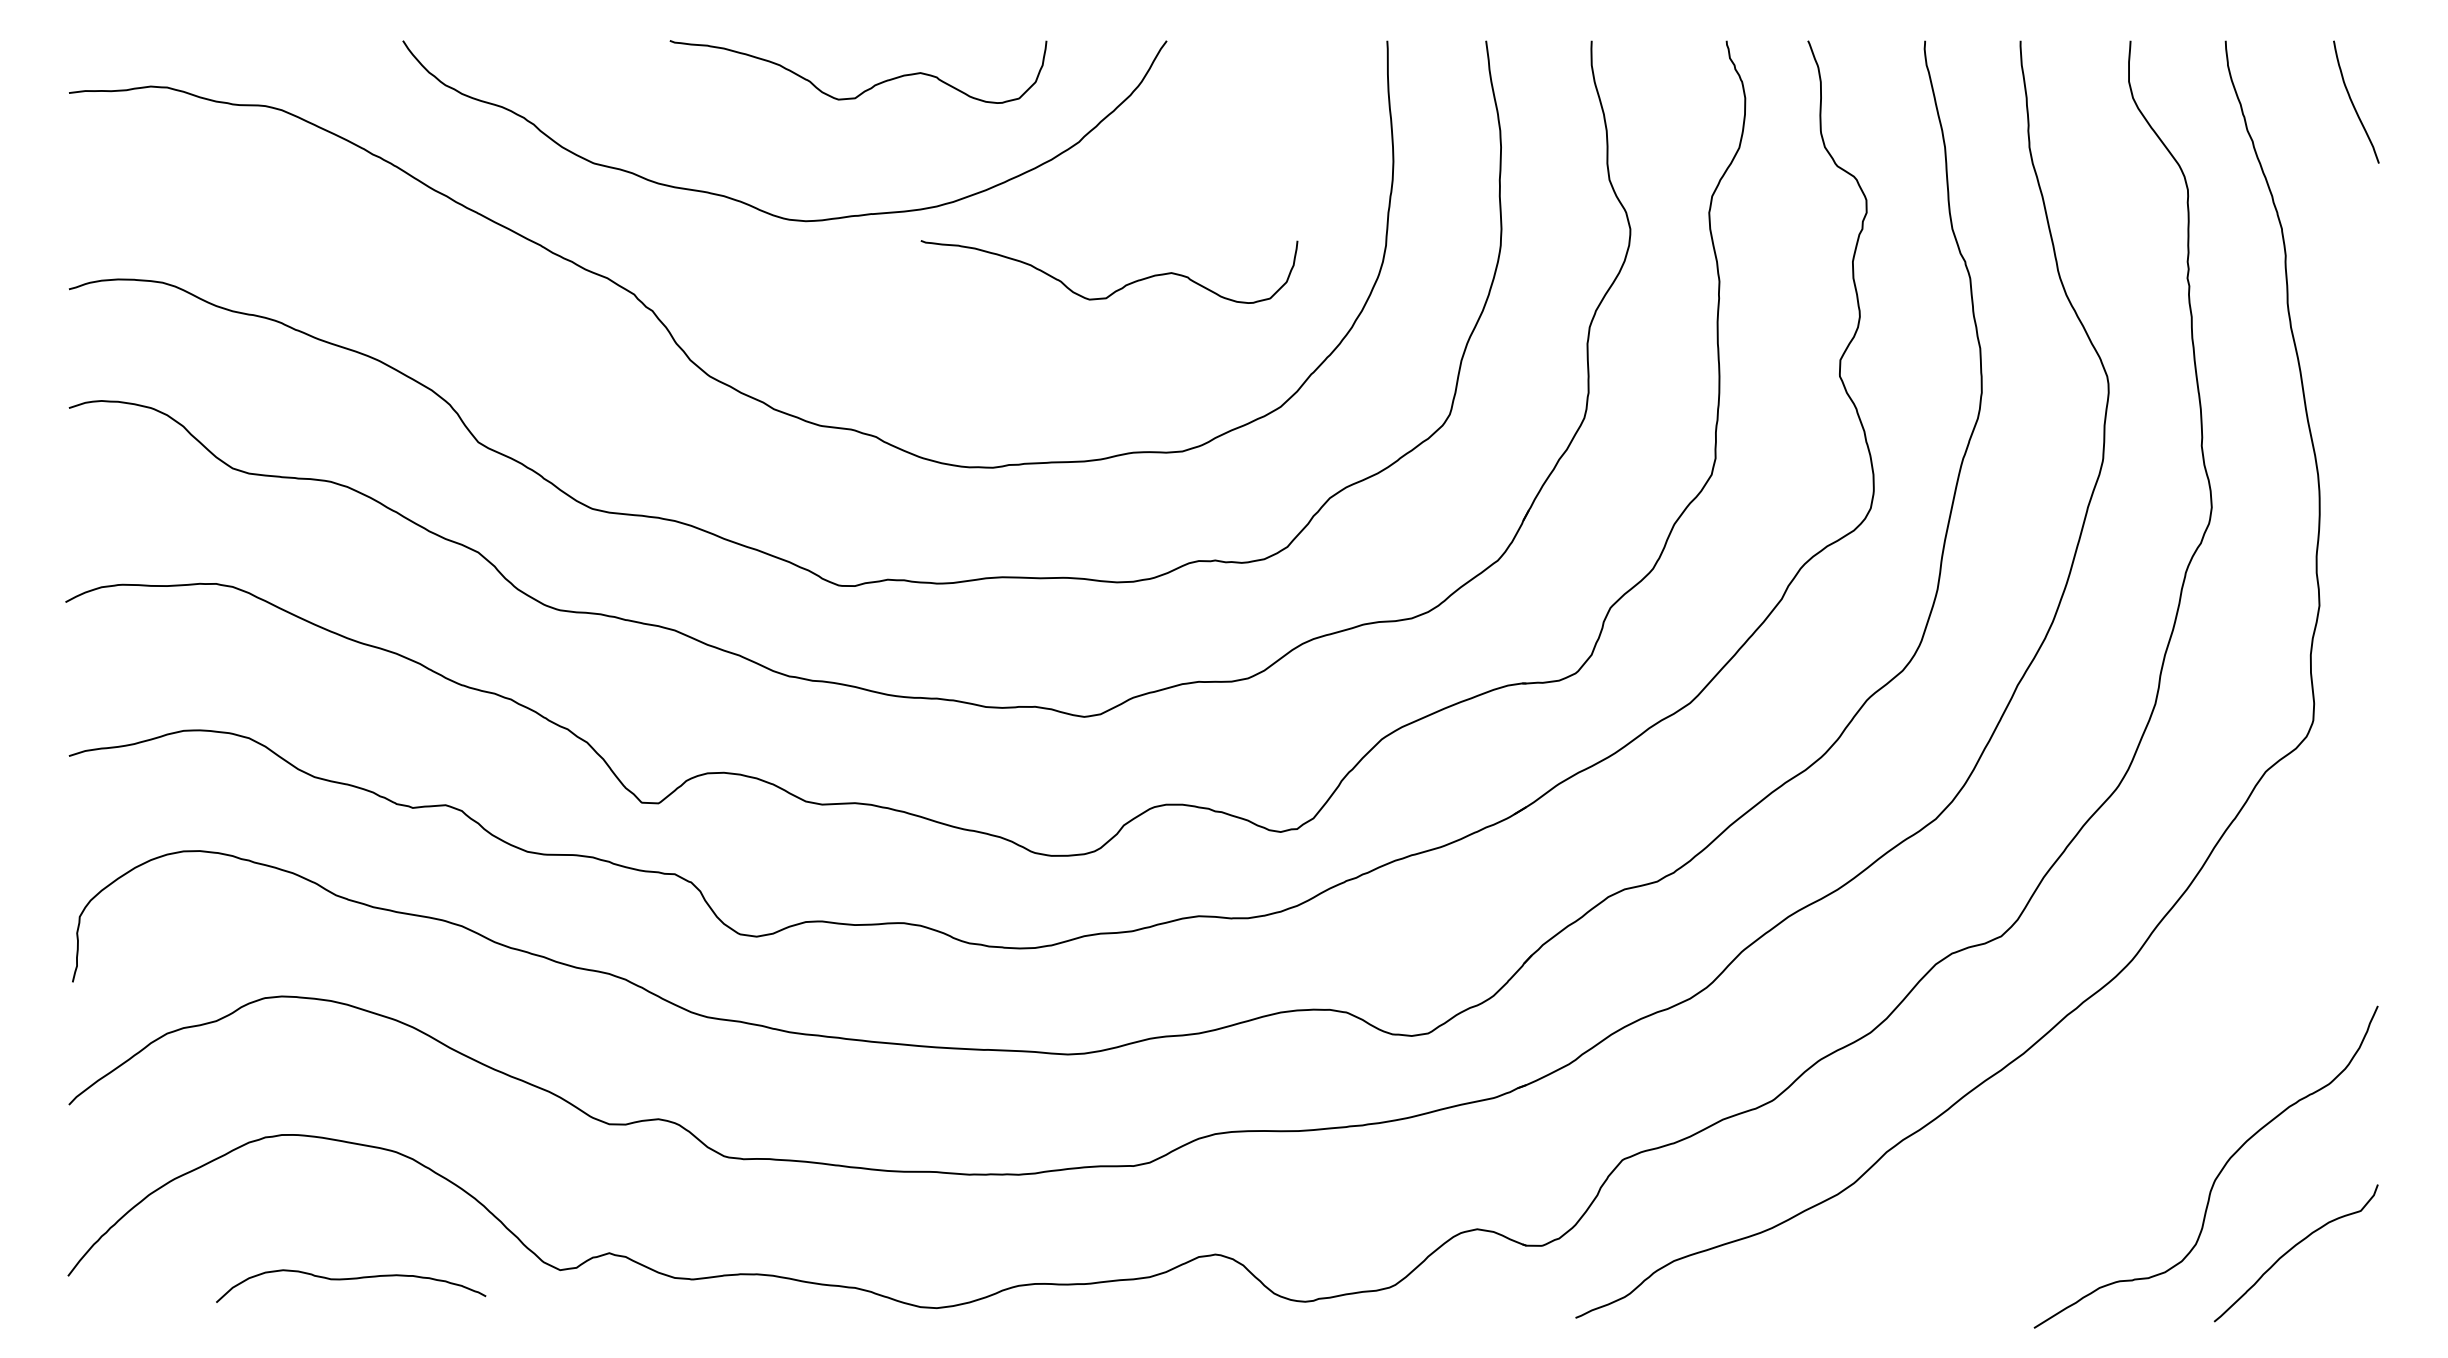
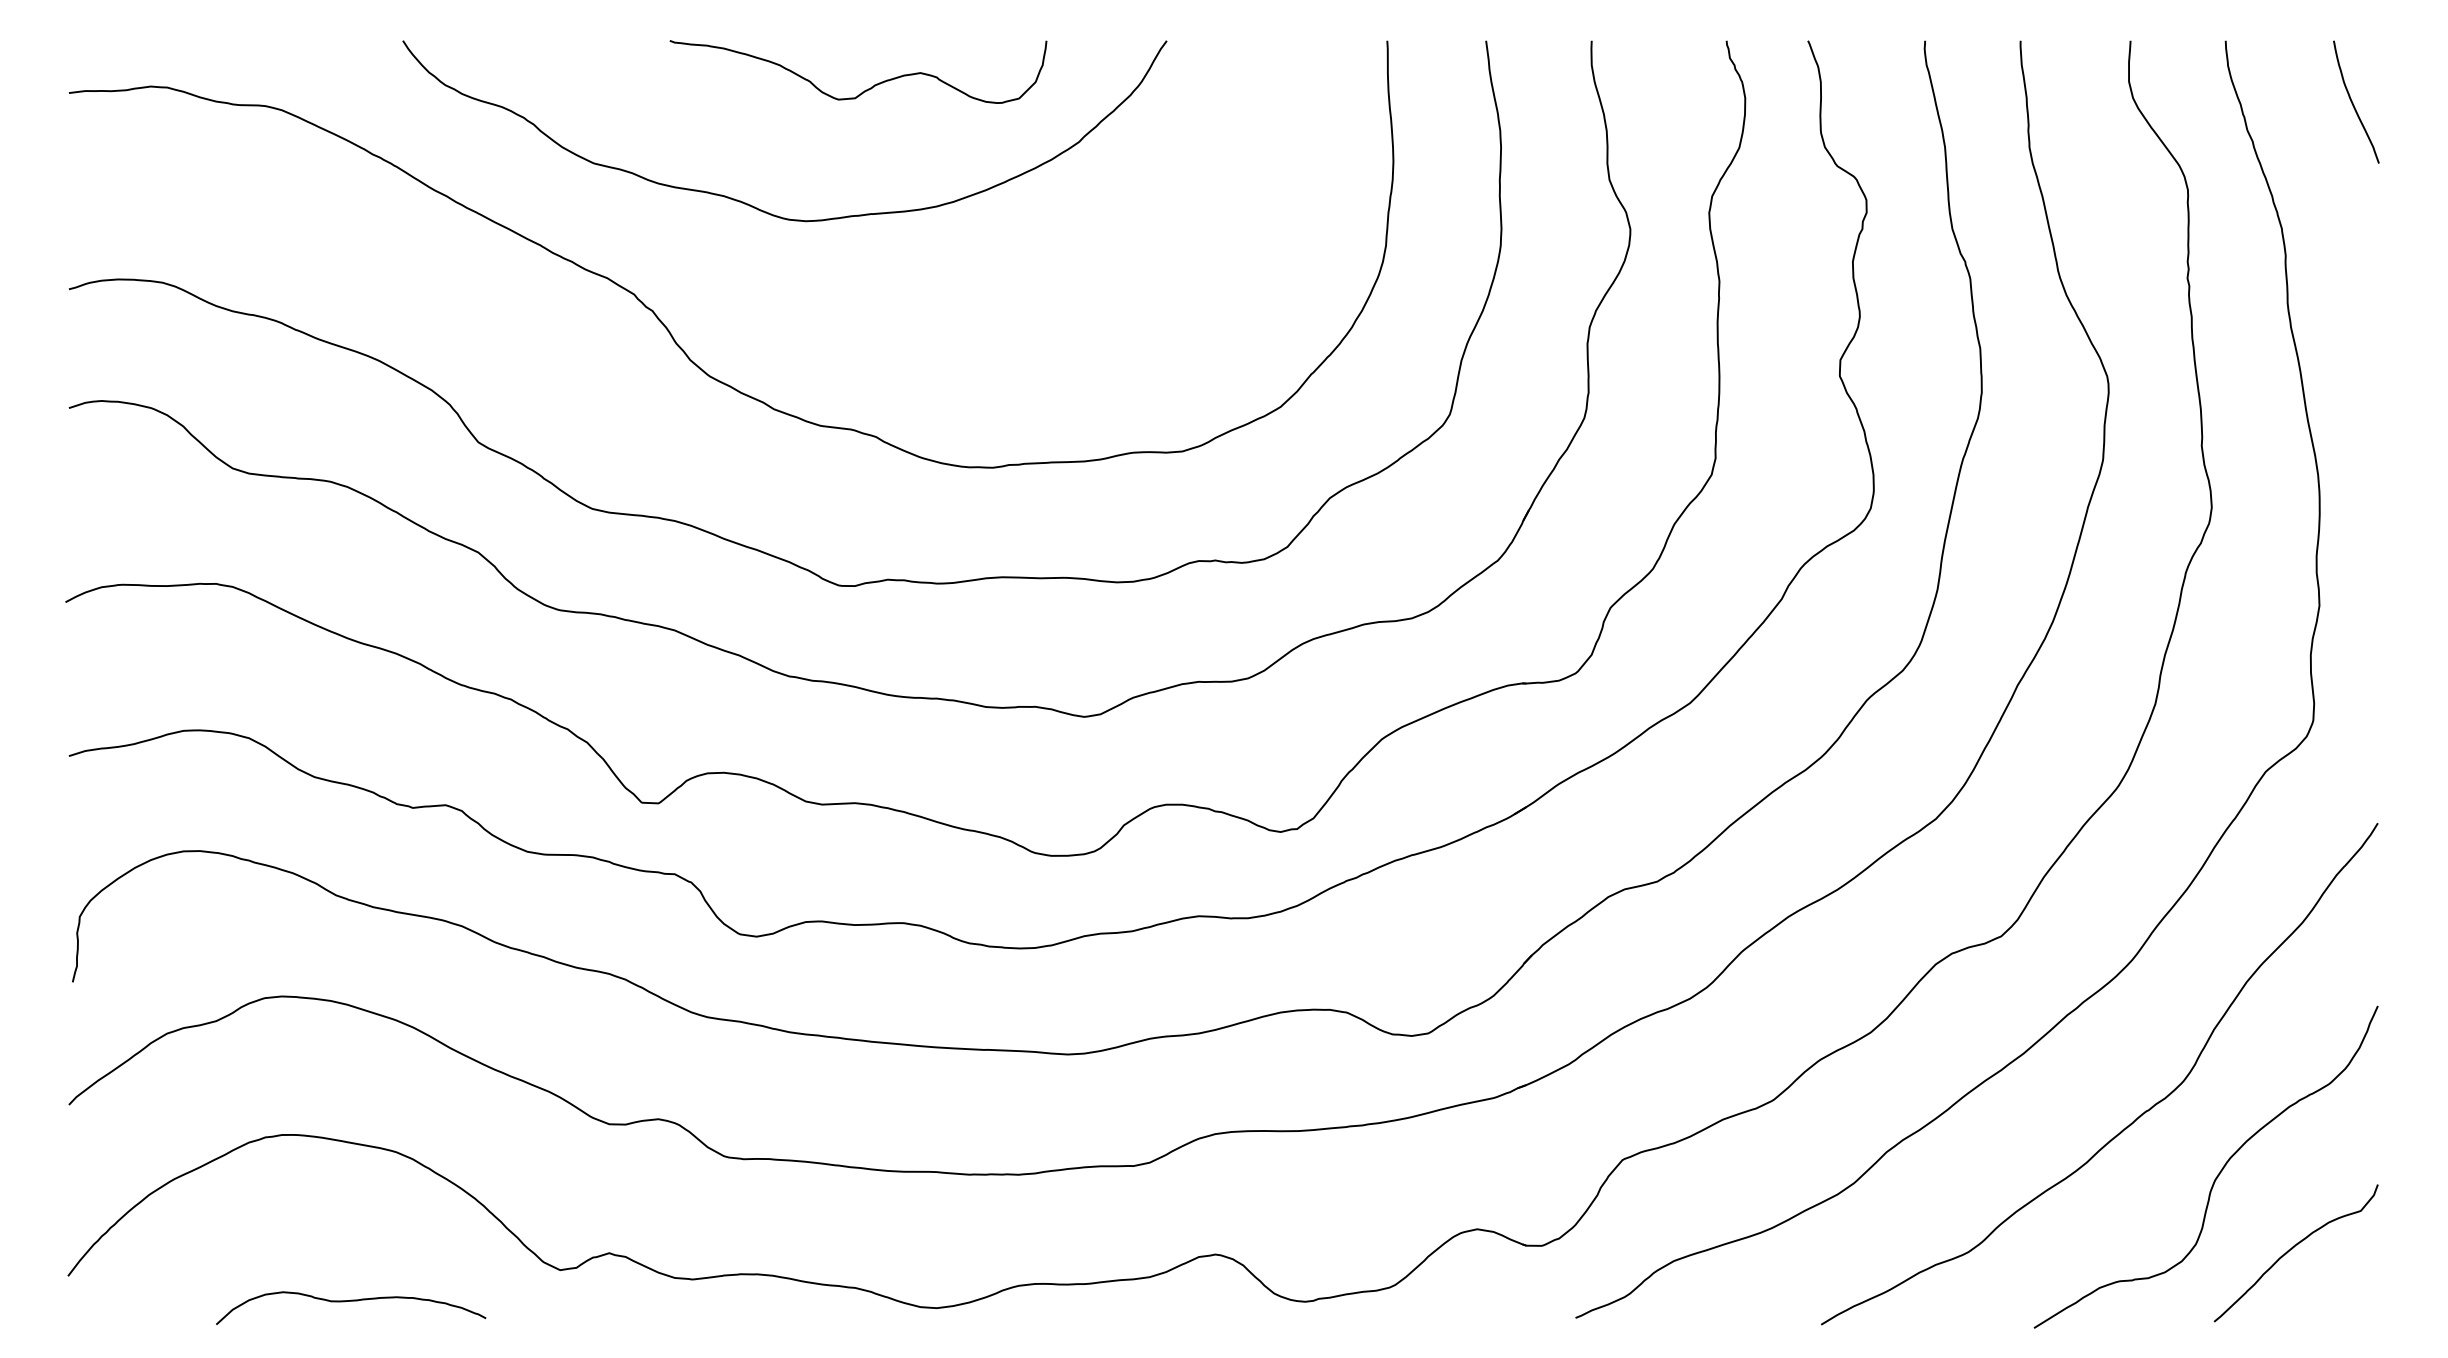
curve: present -> none (1117, 289)
curve: none -> present (2133, 1120)
curve position: (351, 1279) -> (351, 1301) (351, 1301)
